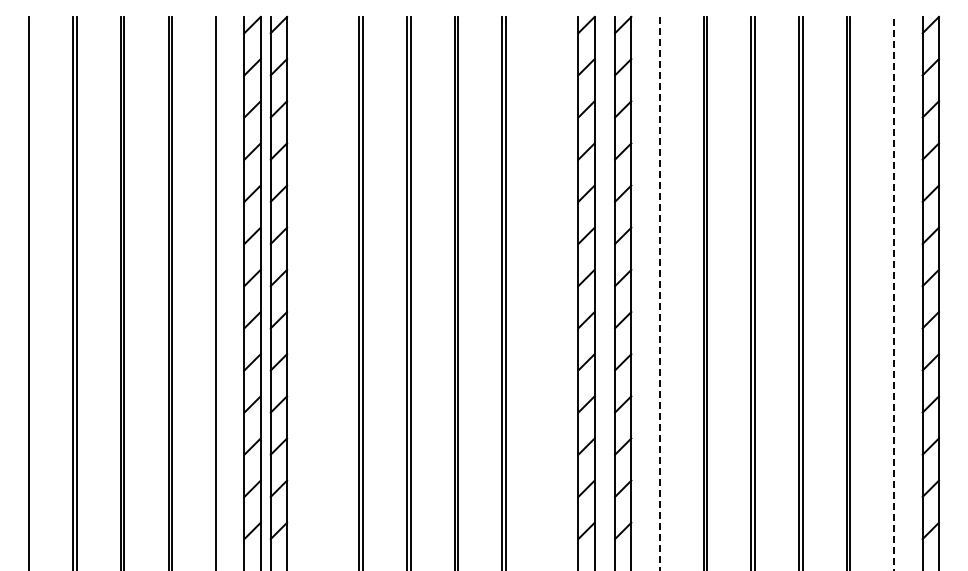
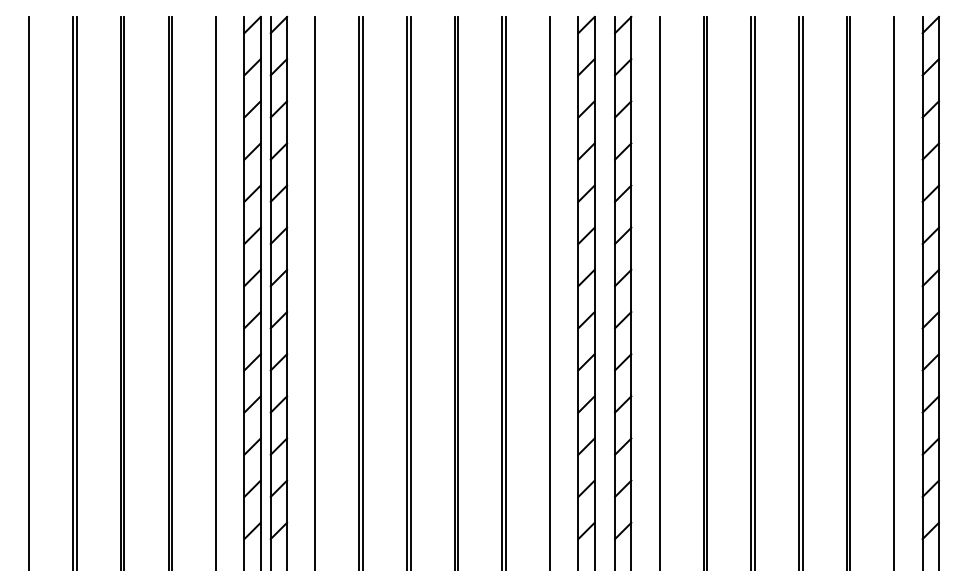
line: none -> present (315, 291)
line: none -> present (550, 291)
line: dashed -> solid (659, 293)
line: dashed -> solid (894, 293)
